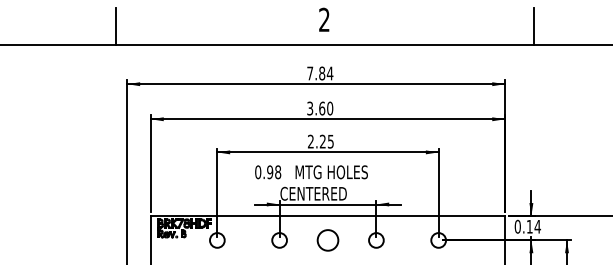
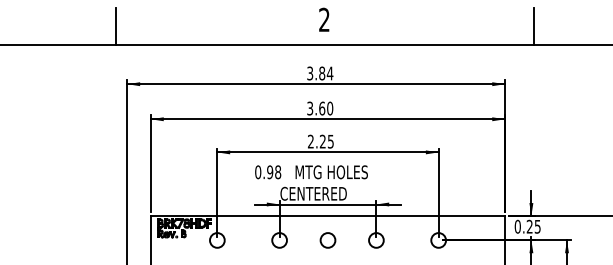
text: 7.84 -> 3.84 (310, 73)
text: 0.14 -> 0.25 (533, 226)
circle size: 24x23 px -> 18x17 px (327, 240)
